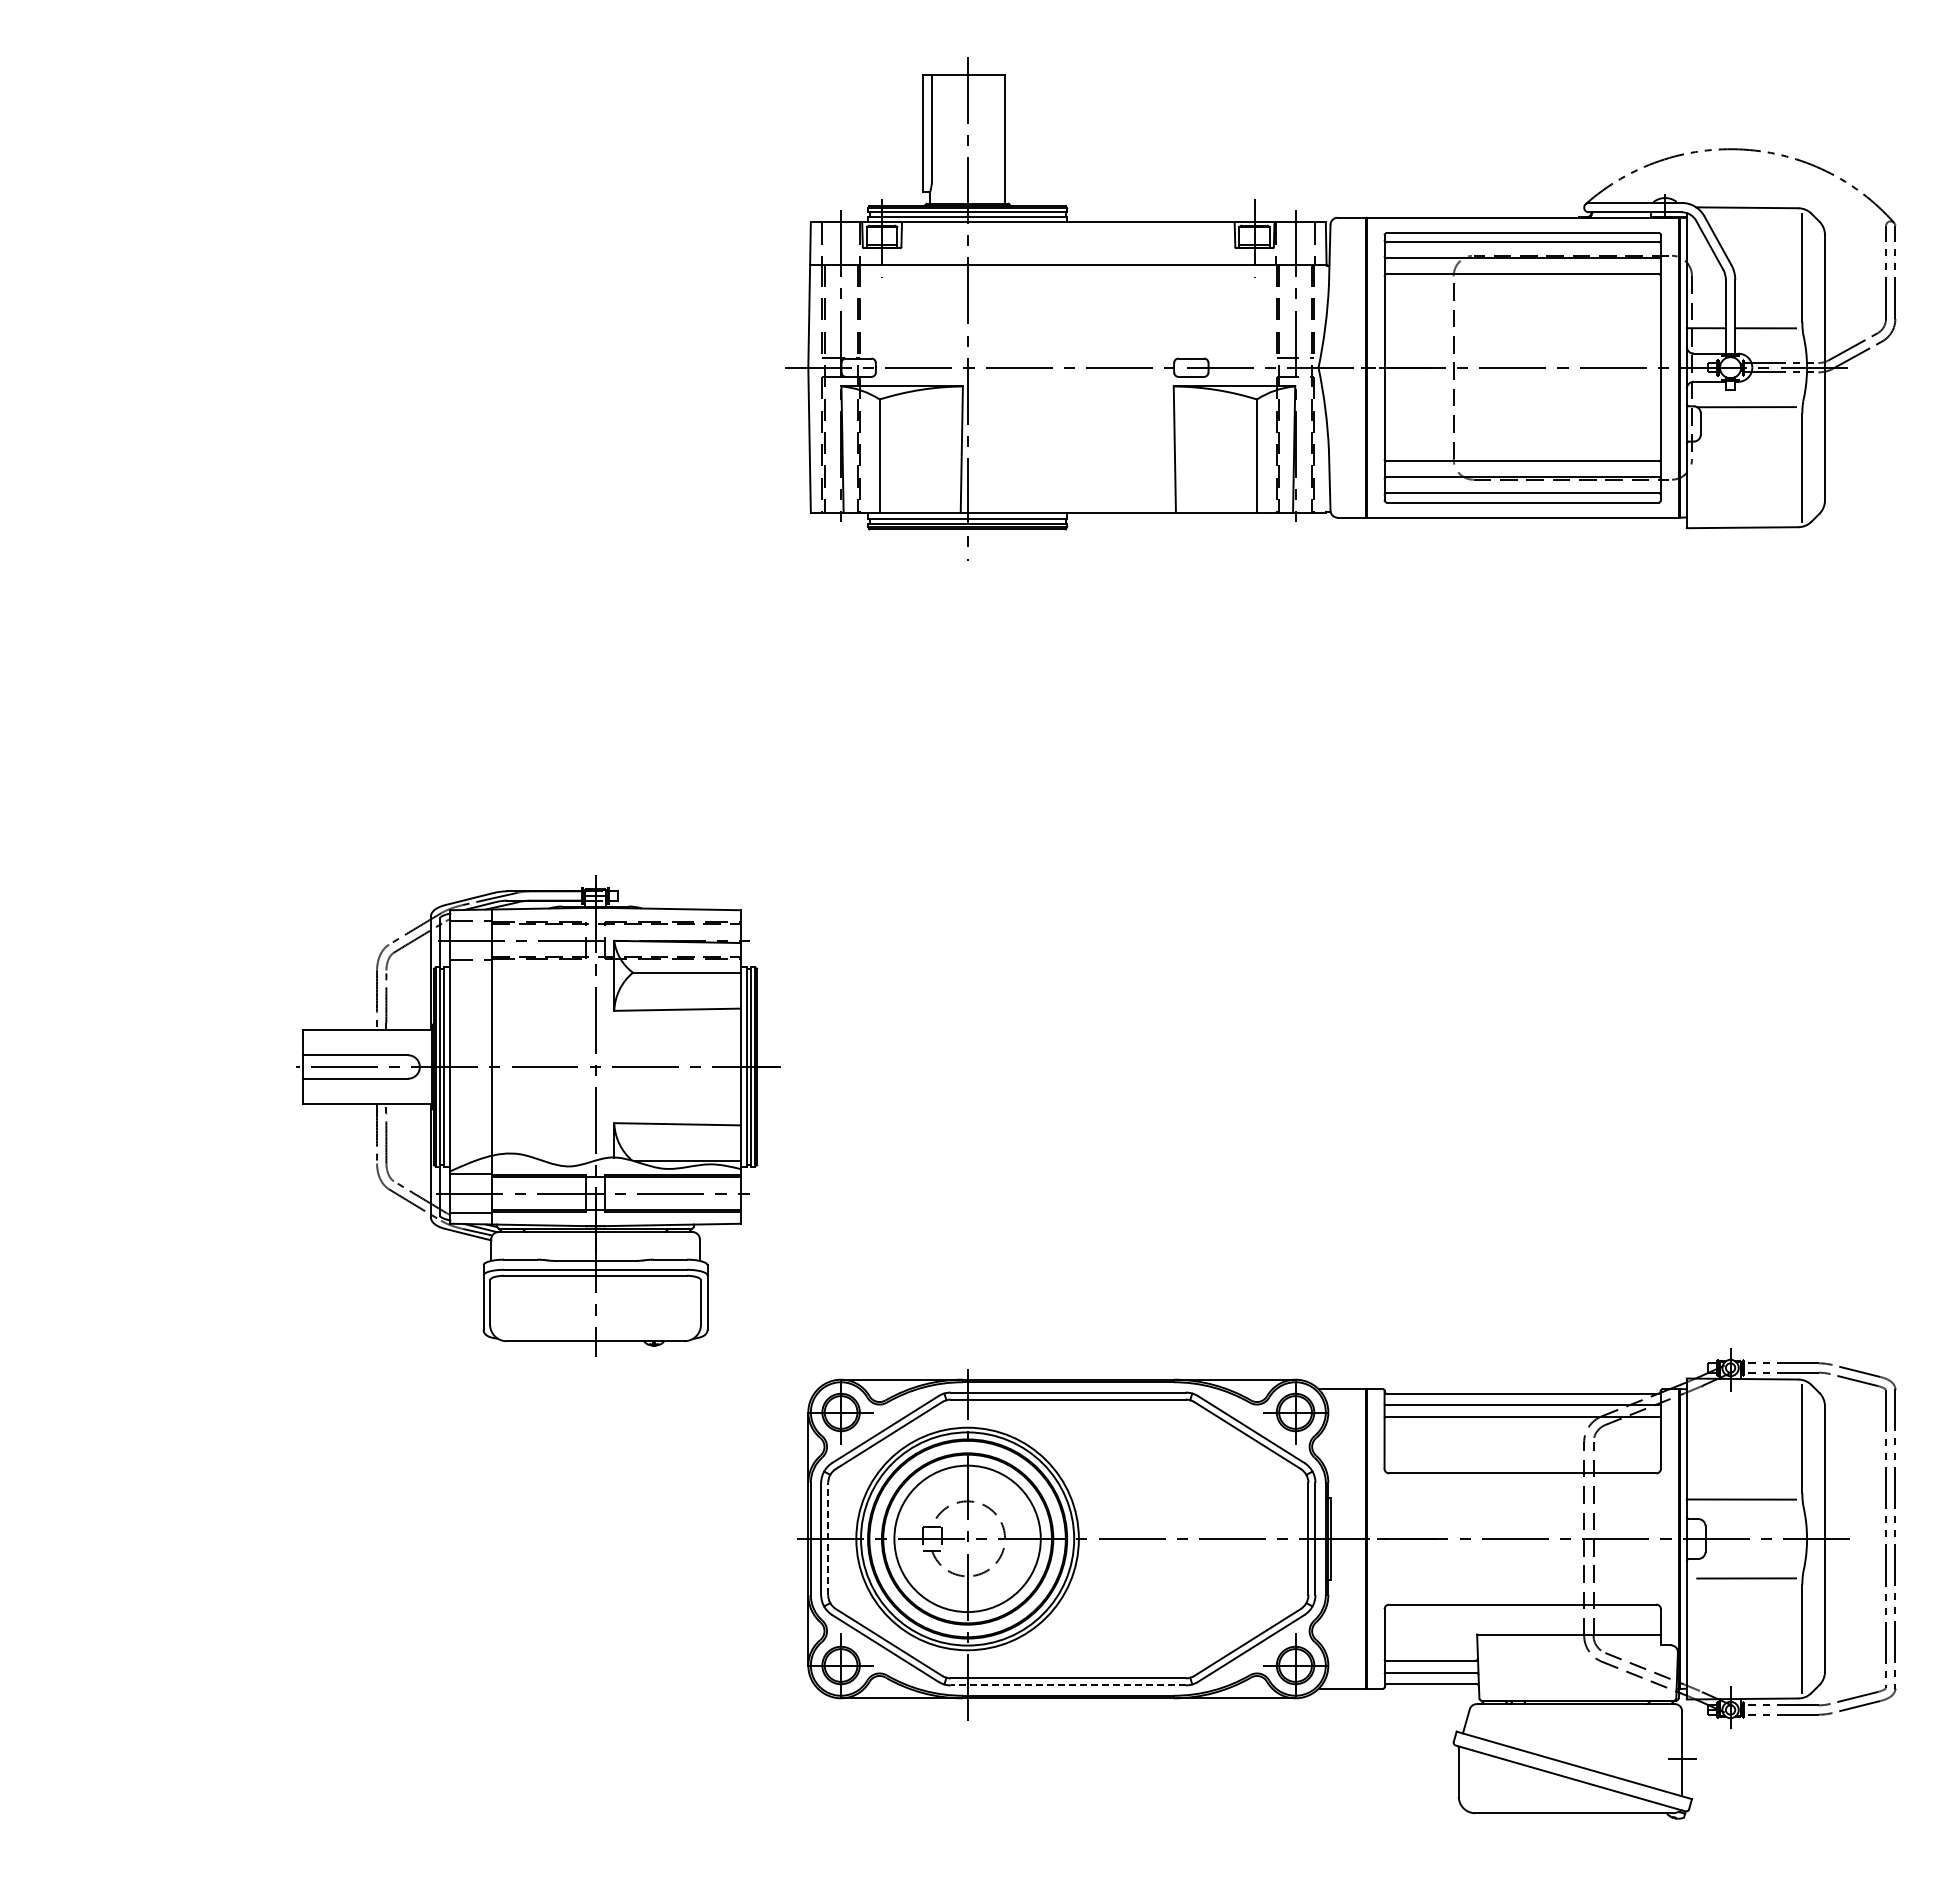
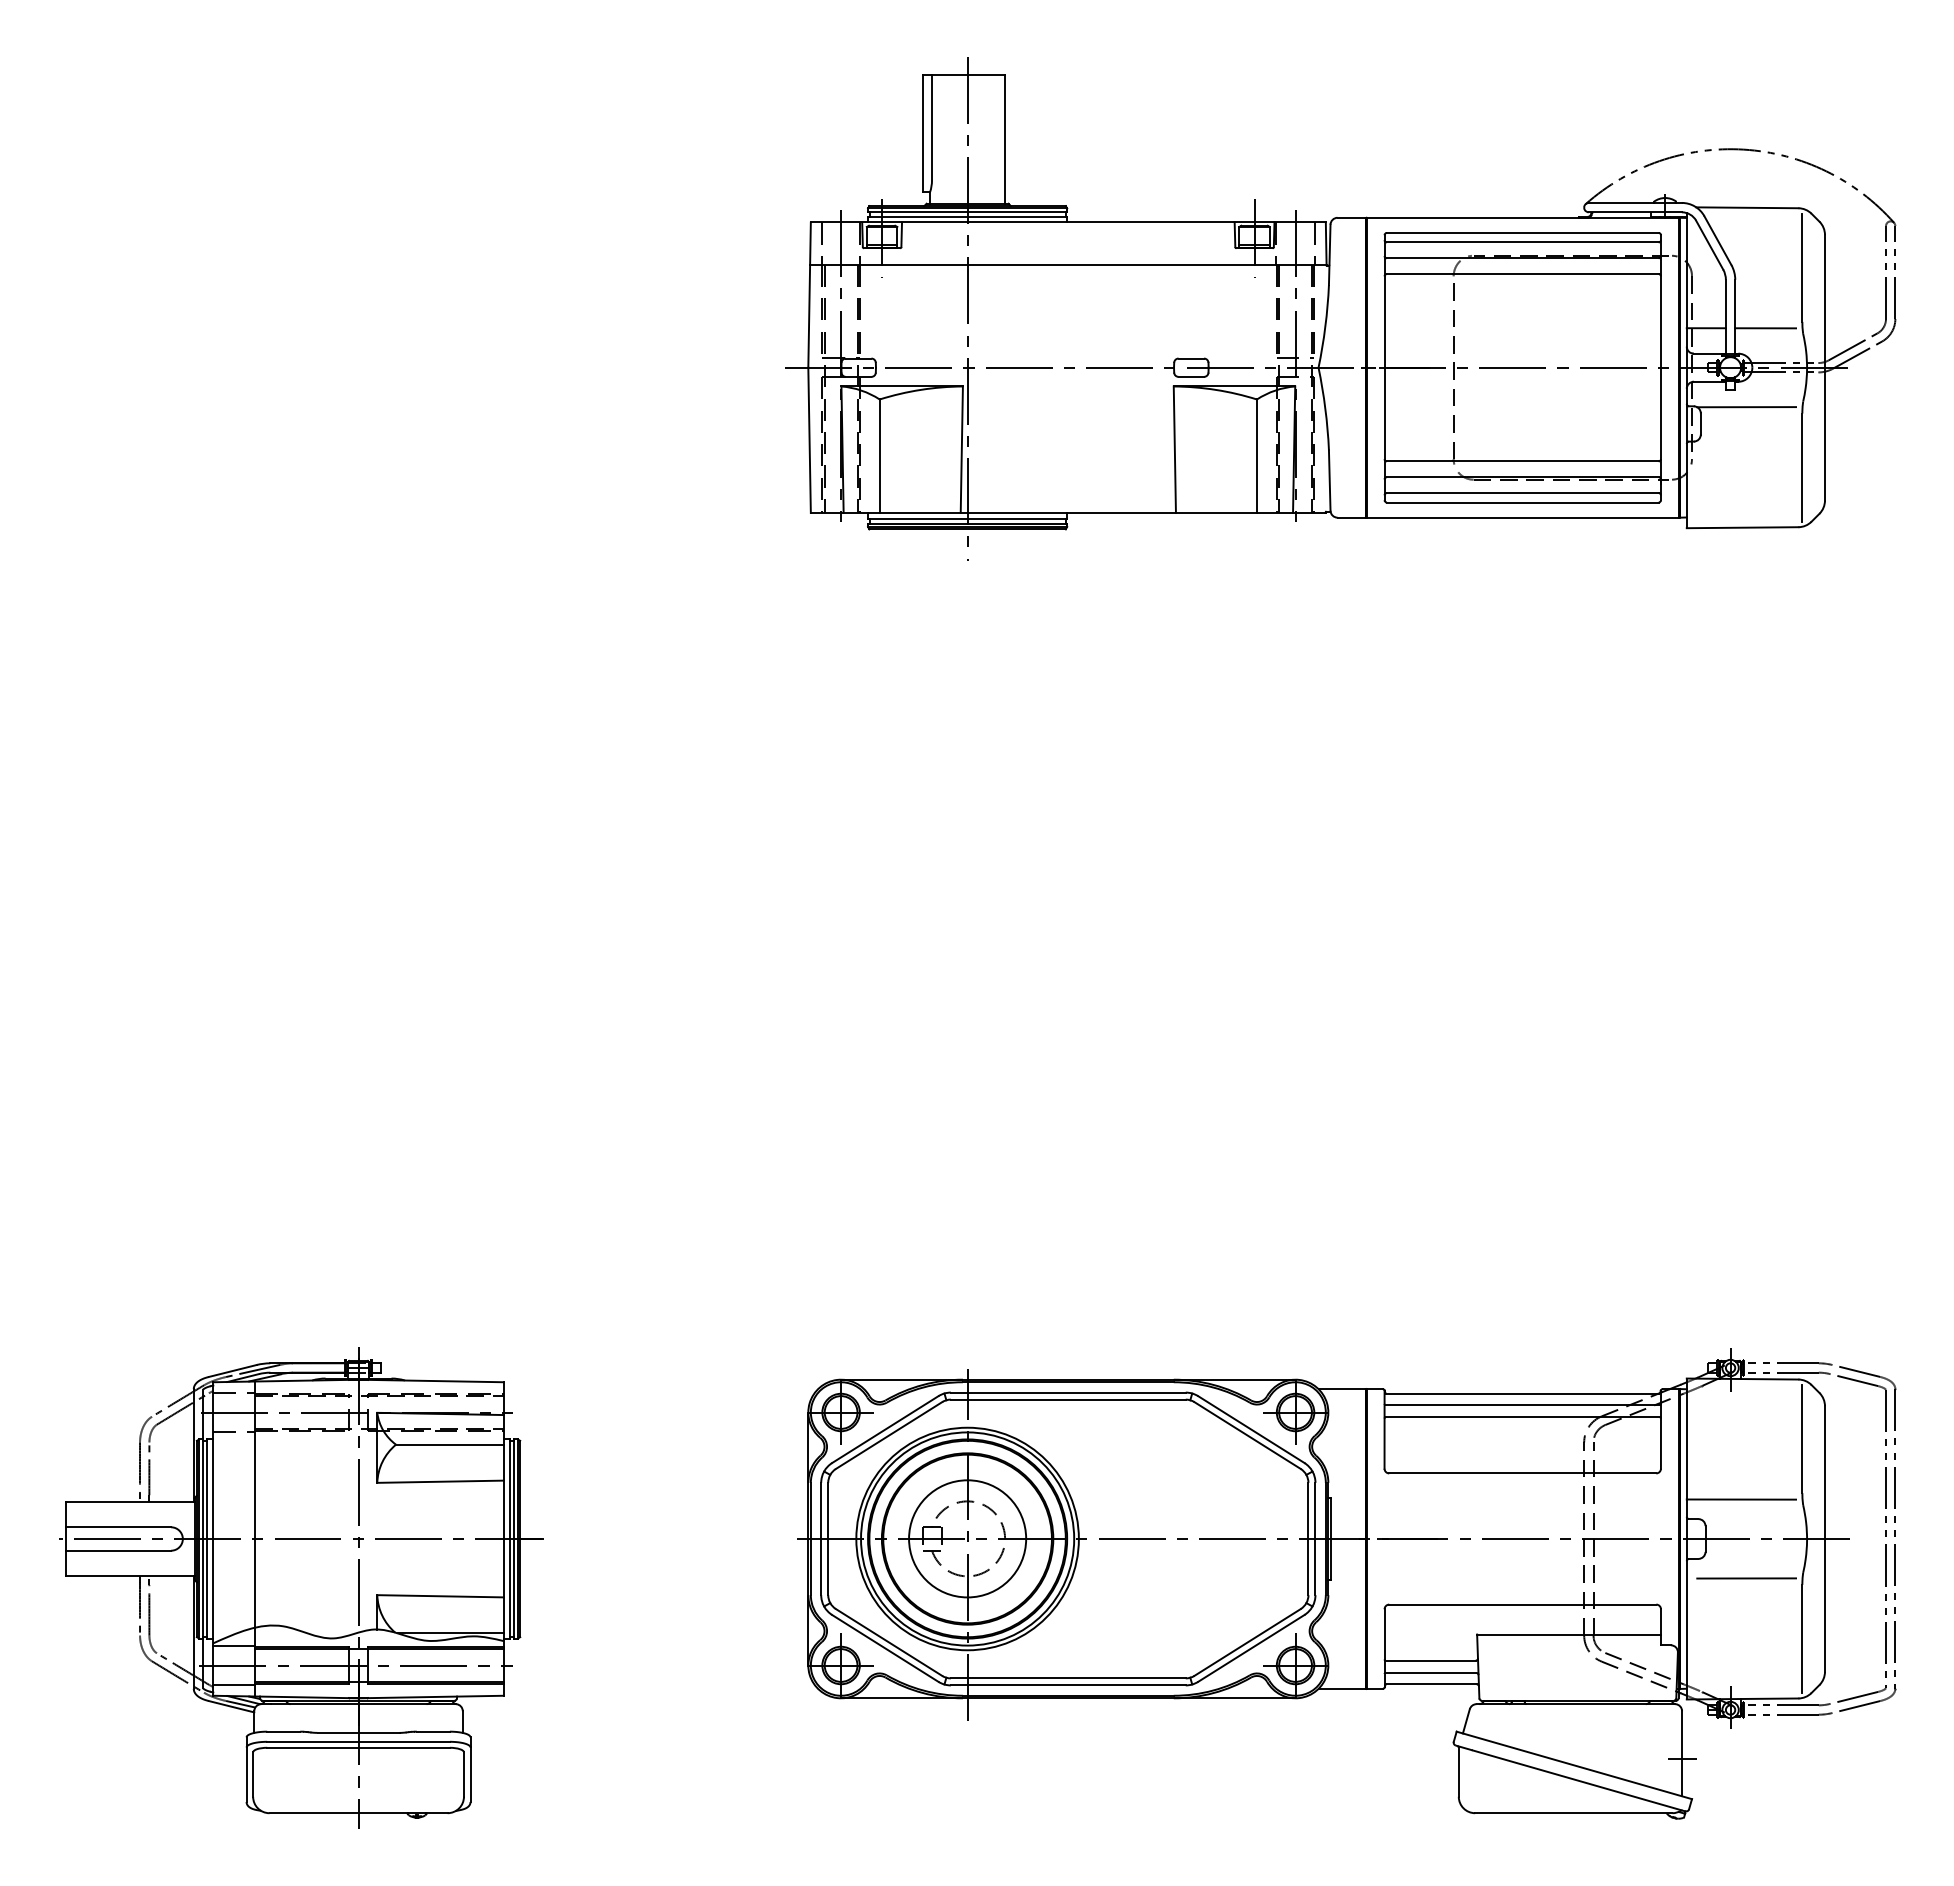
part position: (538, 1115) -> (301, 1587) (301, 1587)
line: dashed -> solid (828, 1538)
circle diameter: 146 px -> 117 px (967, 1538)
line: dashed -> solid (1067, 1685)
